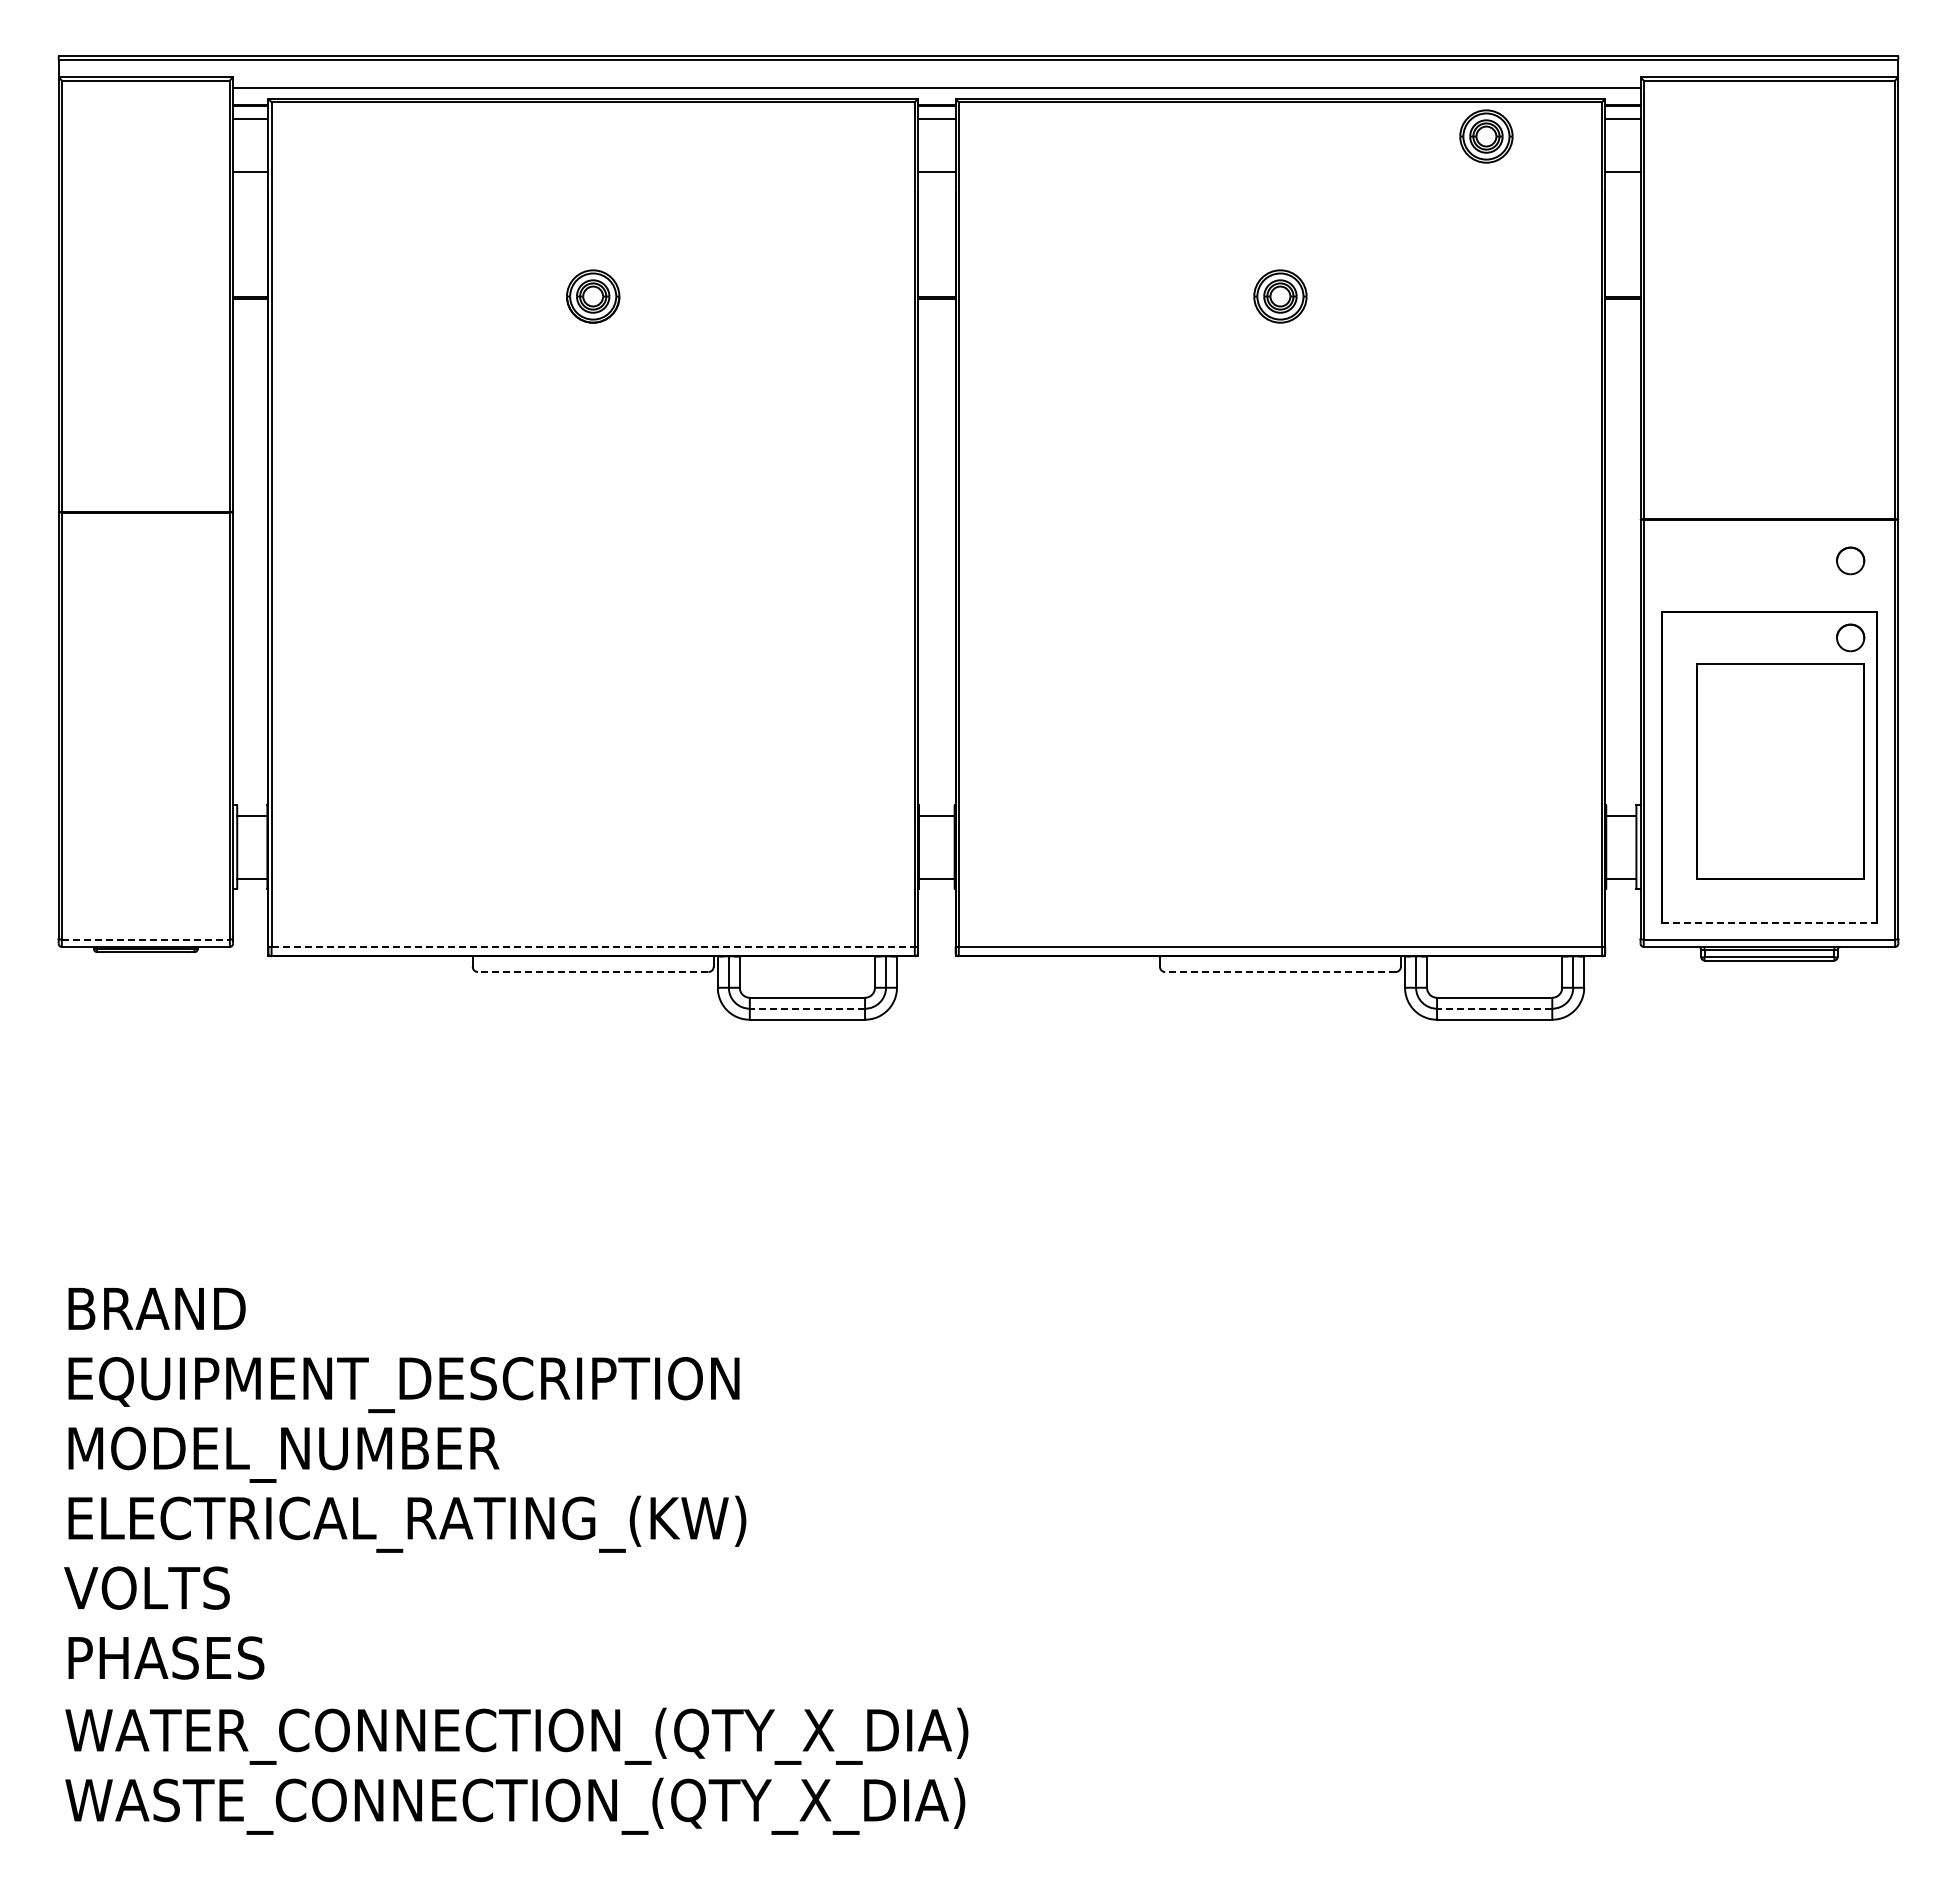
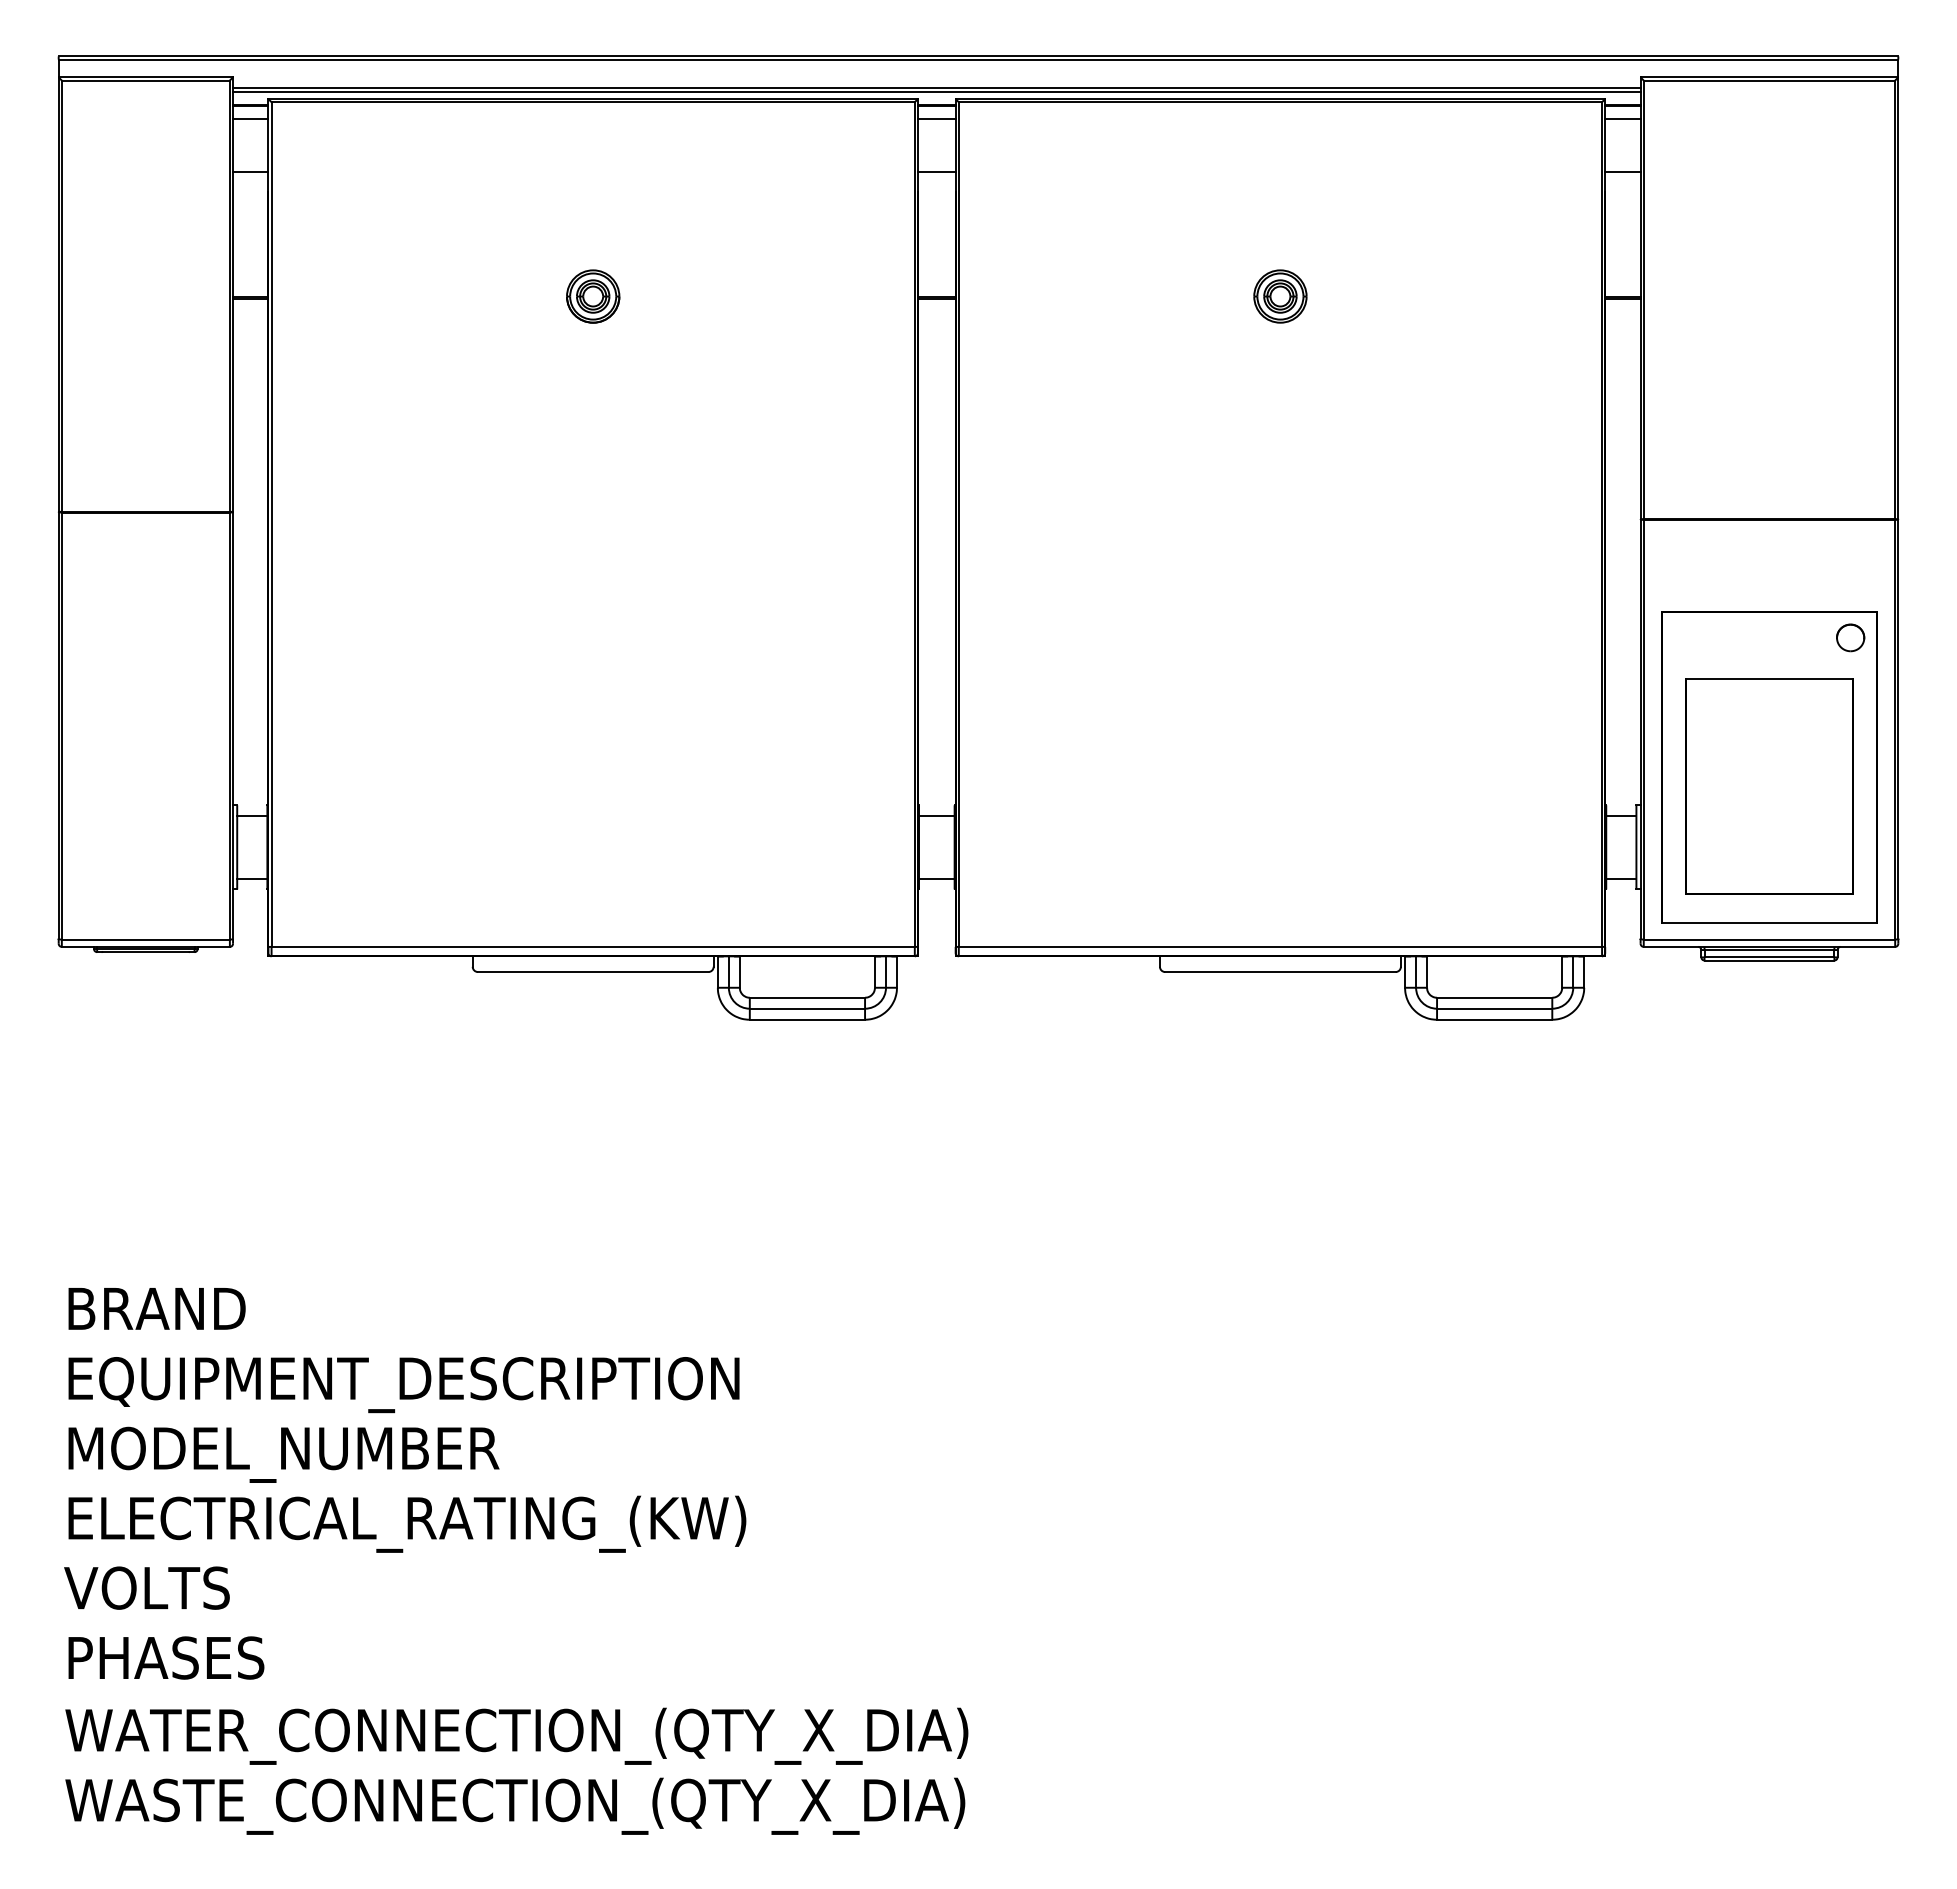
line: none -> present (936, 91)
part: present -> none (1486, 136)
part: present -> none (1850, 560)
part position: (1780, 771) -> (1769, 786) (1769, 786)
line: dashed -> solid (1769, 923)
line: dashed -> solid (146, 939)
line: dashed -> solid (593, 946)
line: dashed -> solid (592, 972)
line: dashed -> solid (1279, 972)
line: dashed -> solid (807, 1008)
line: dashed -> solid (1494, 1008)
